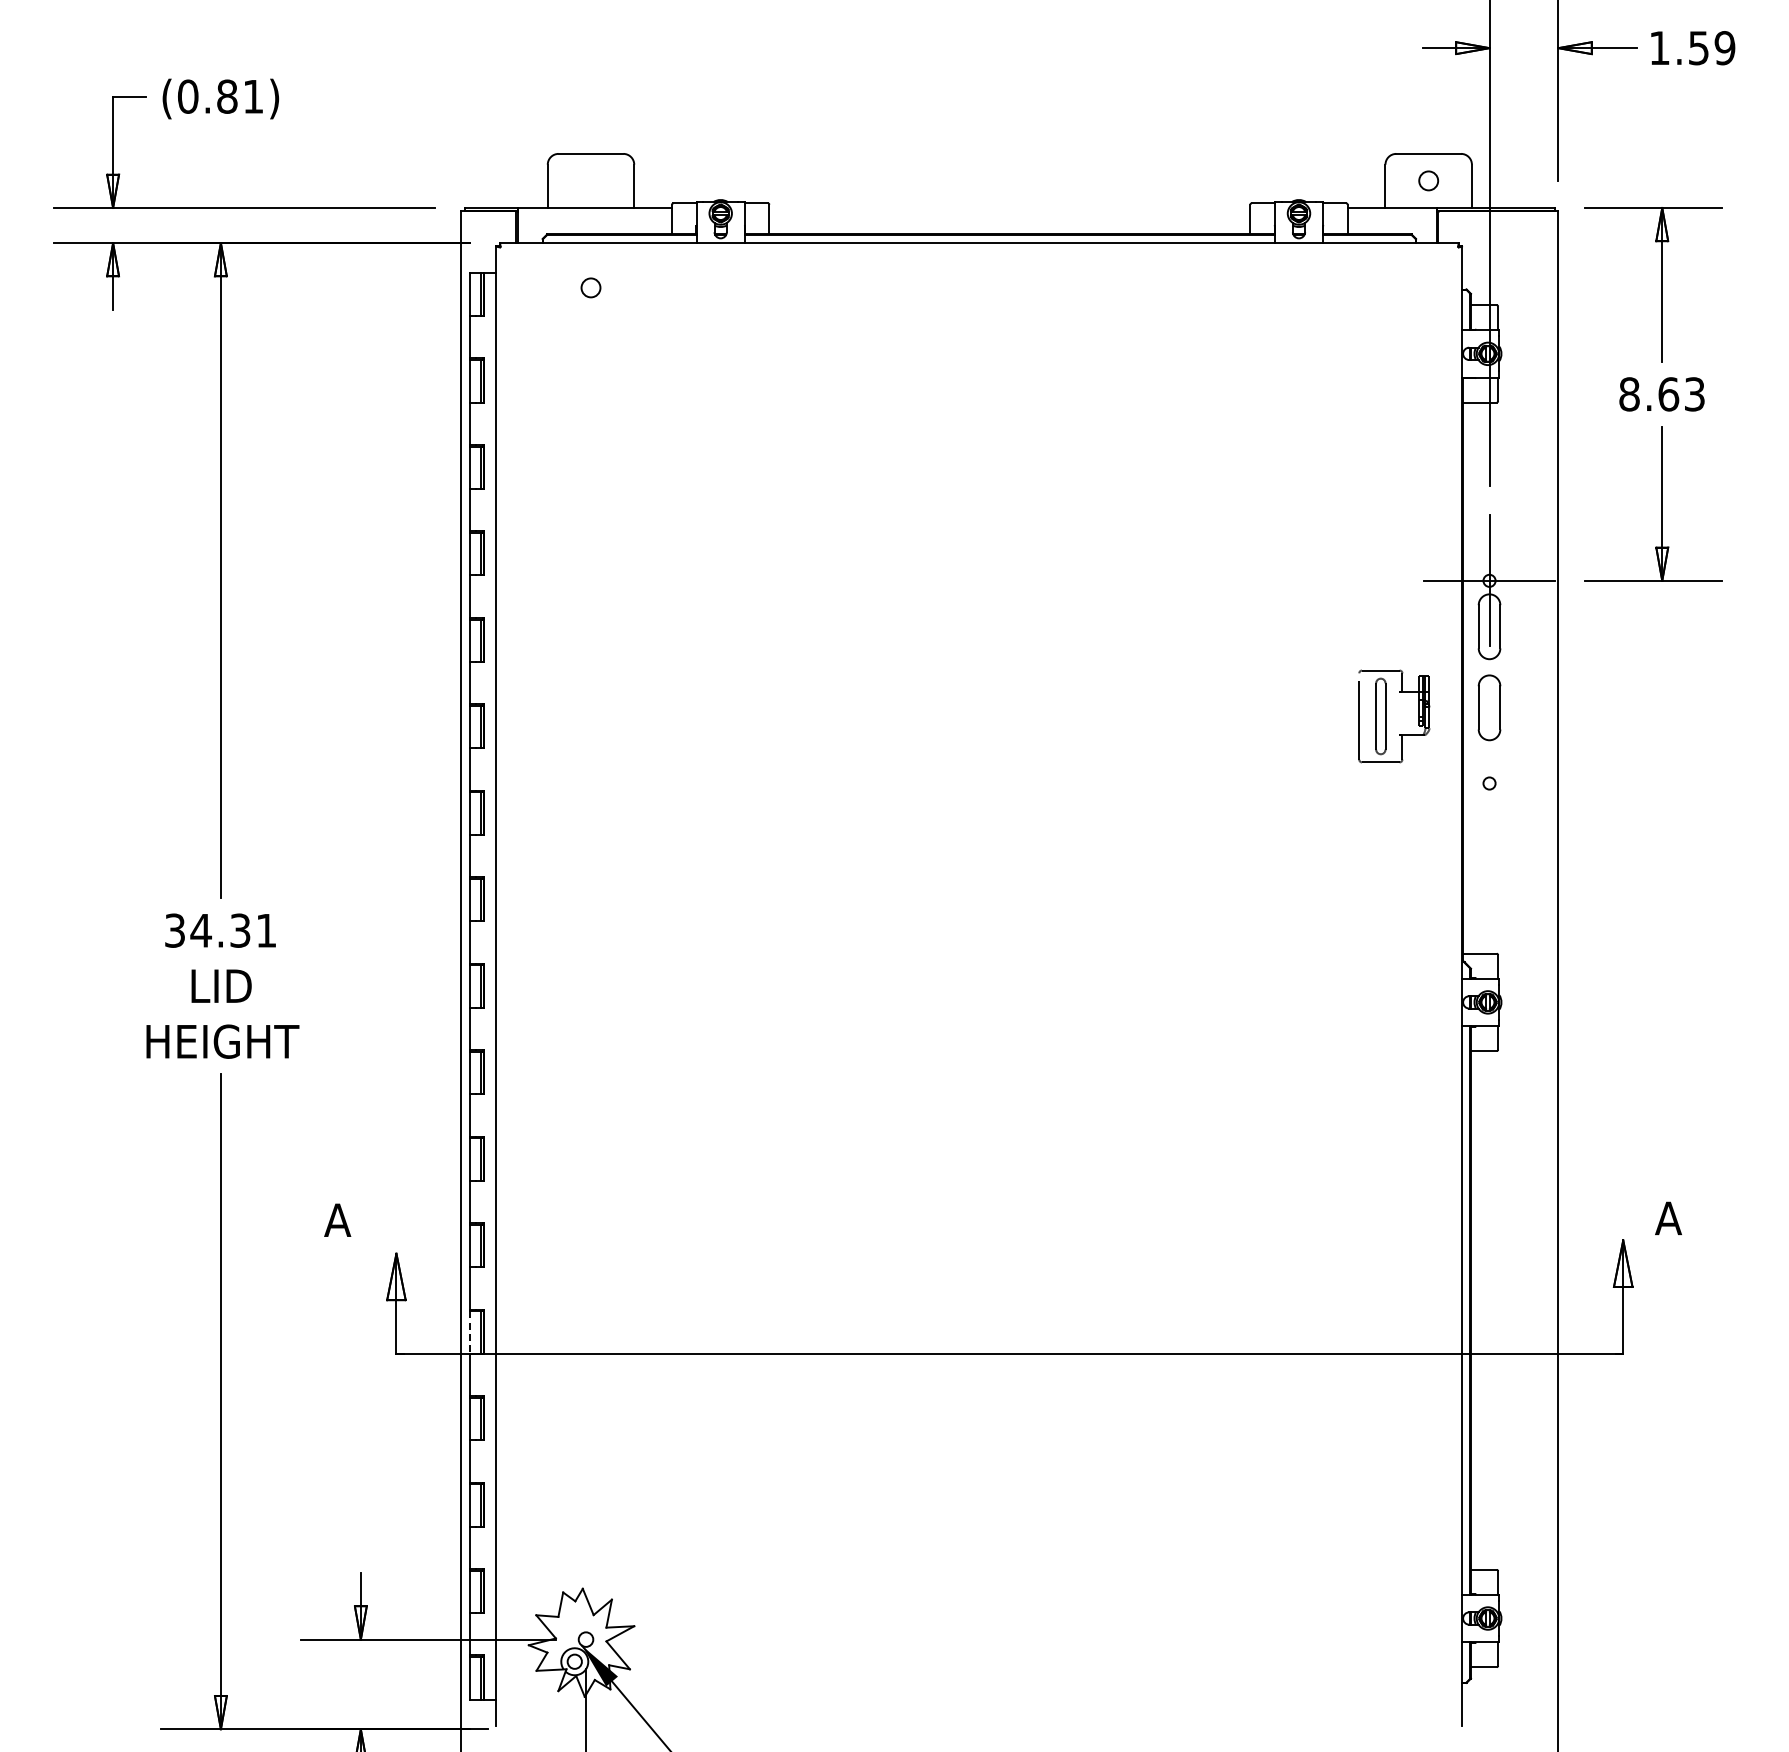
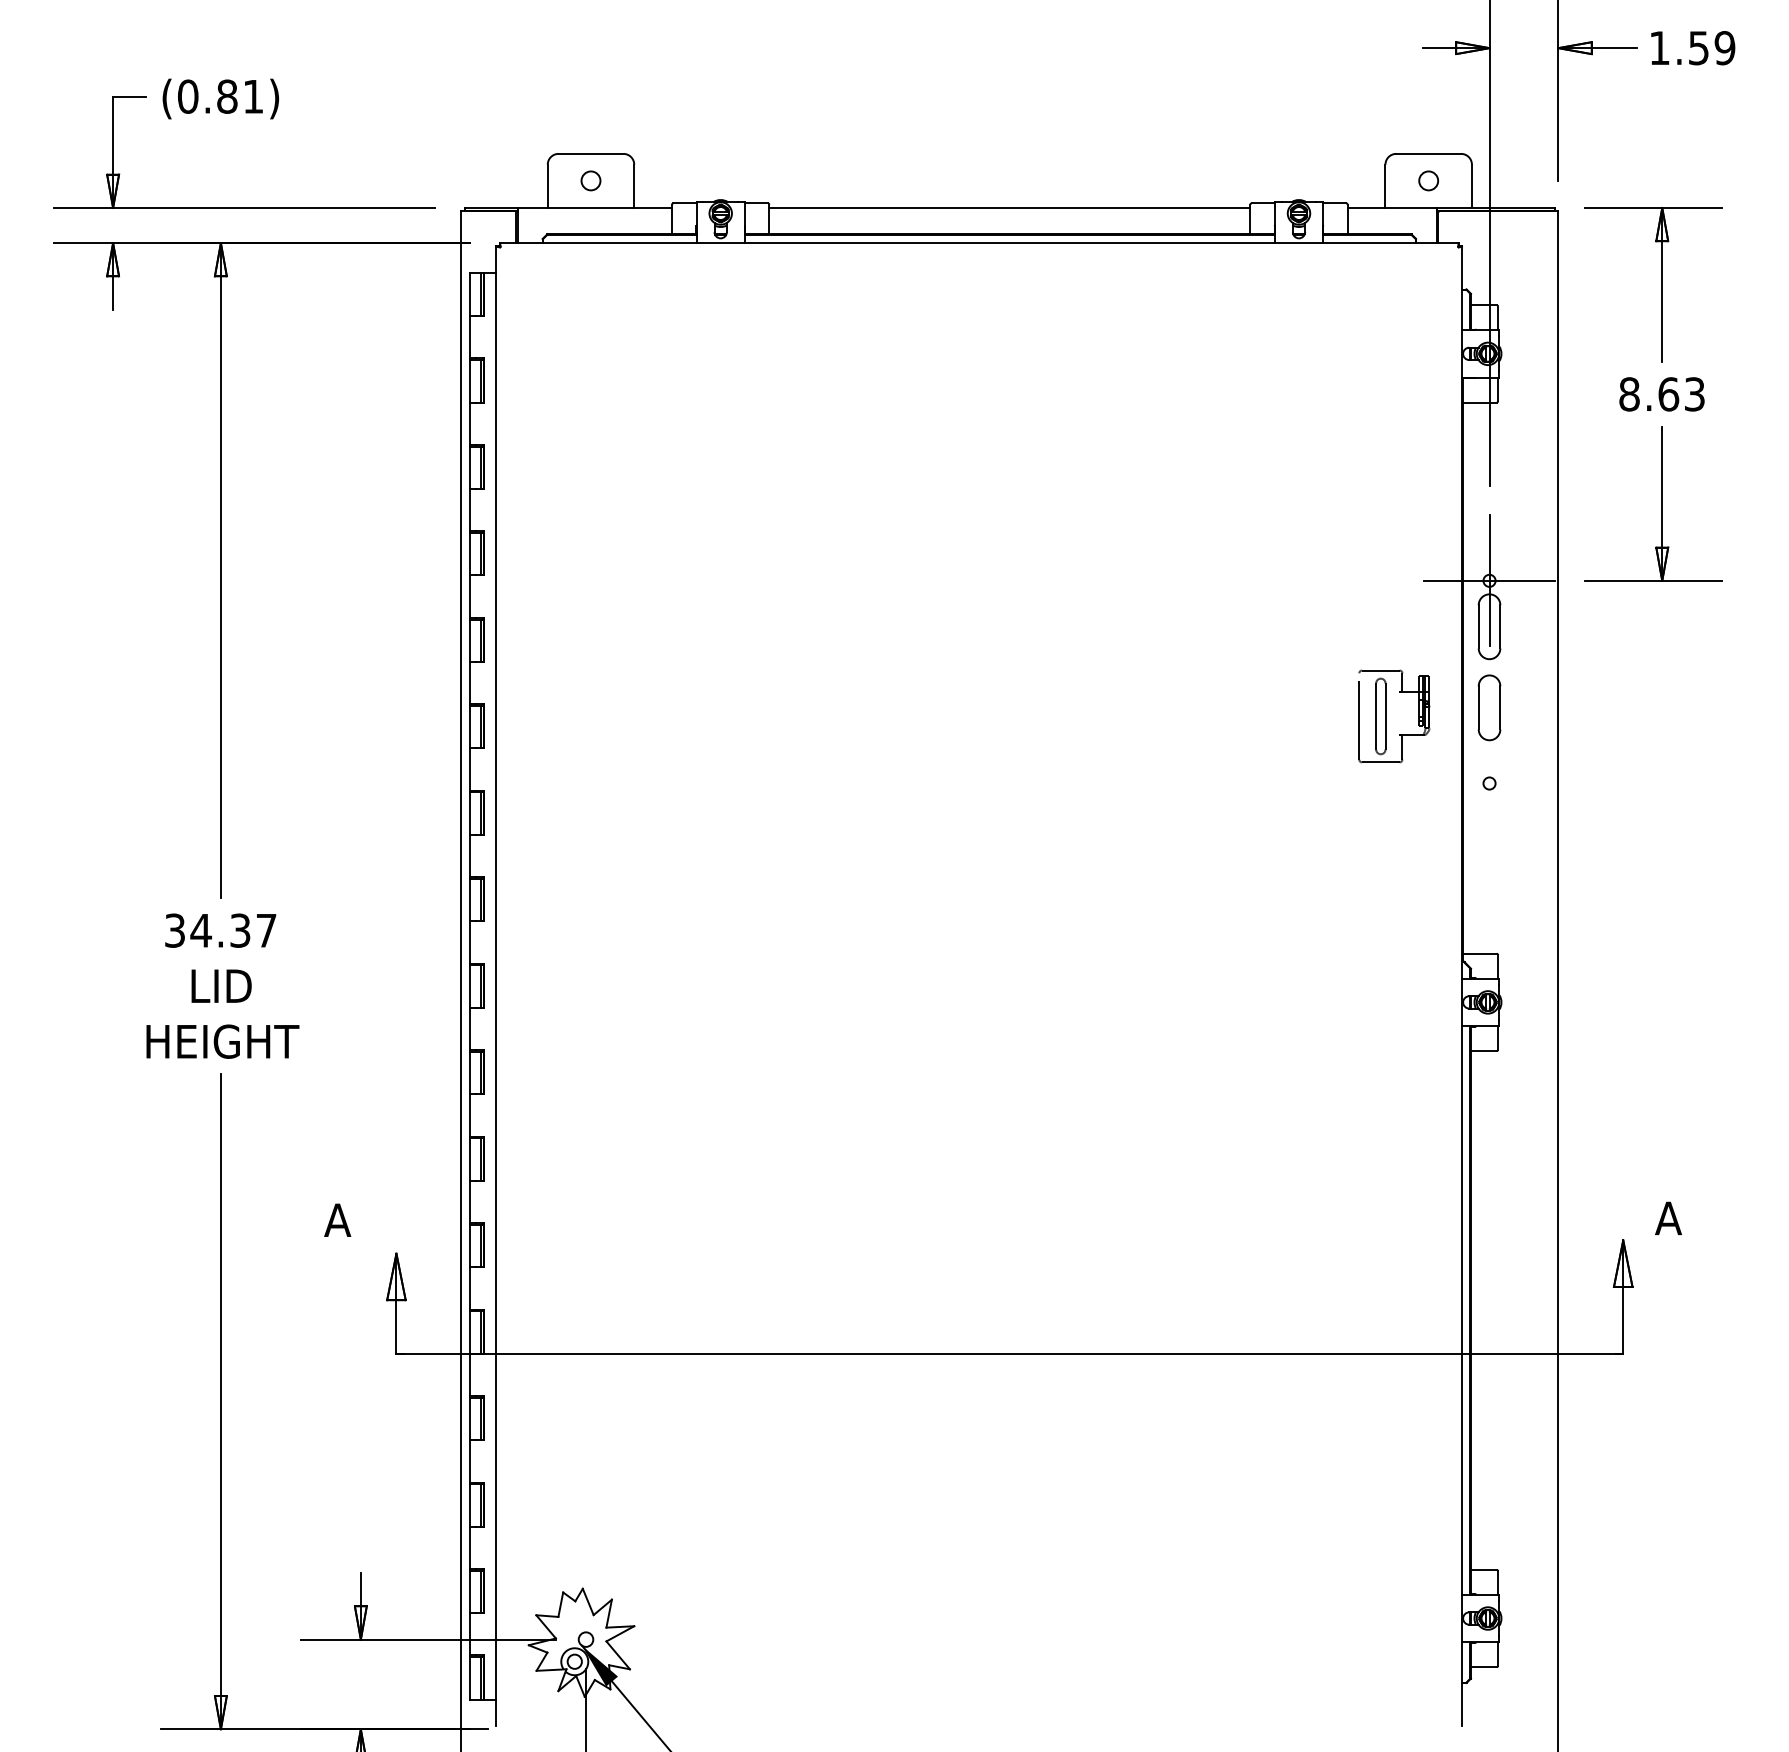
line: none -> present (1009, 207)
circle position: (590, 287) -> (590, 180) (590, 180)
text: 34.31 -> 34.37 (266, 930)
line: dashed -> solid (470, 1333)
